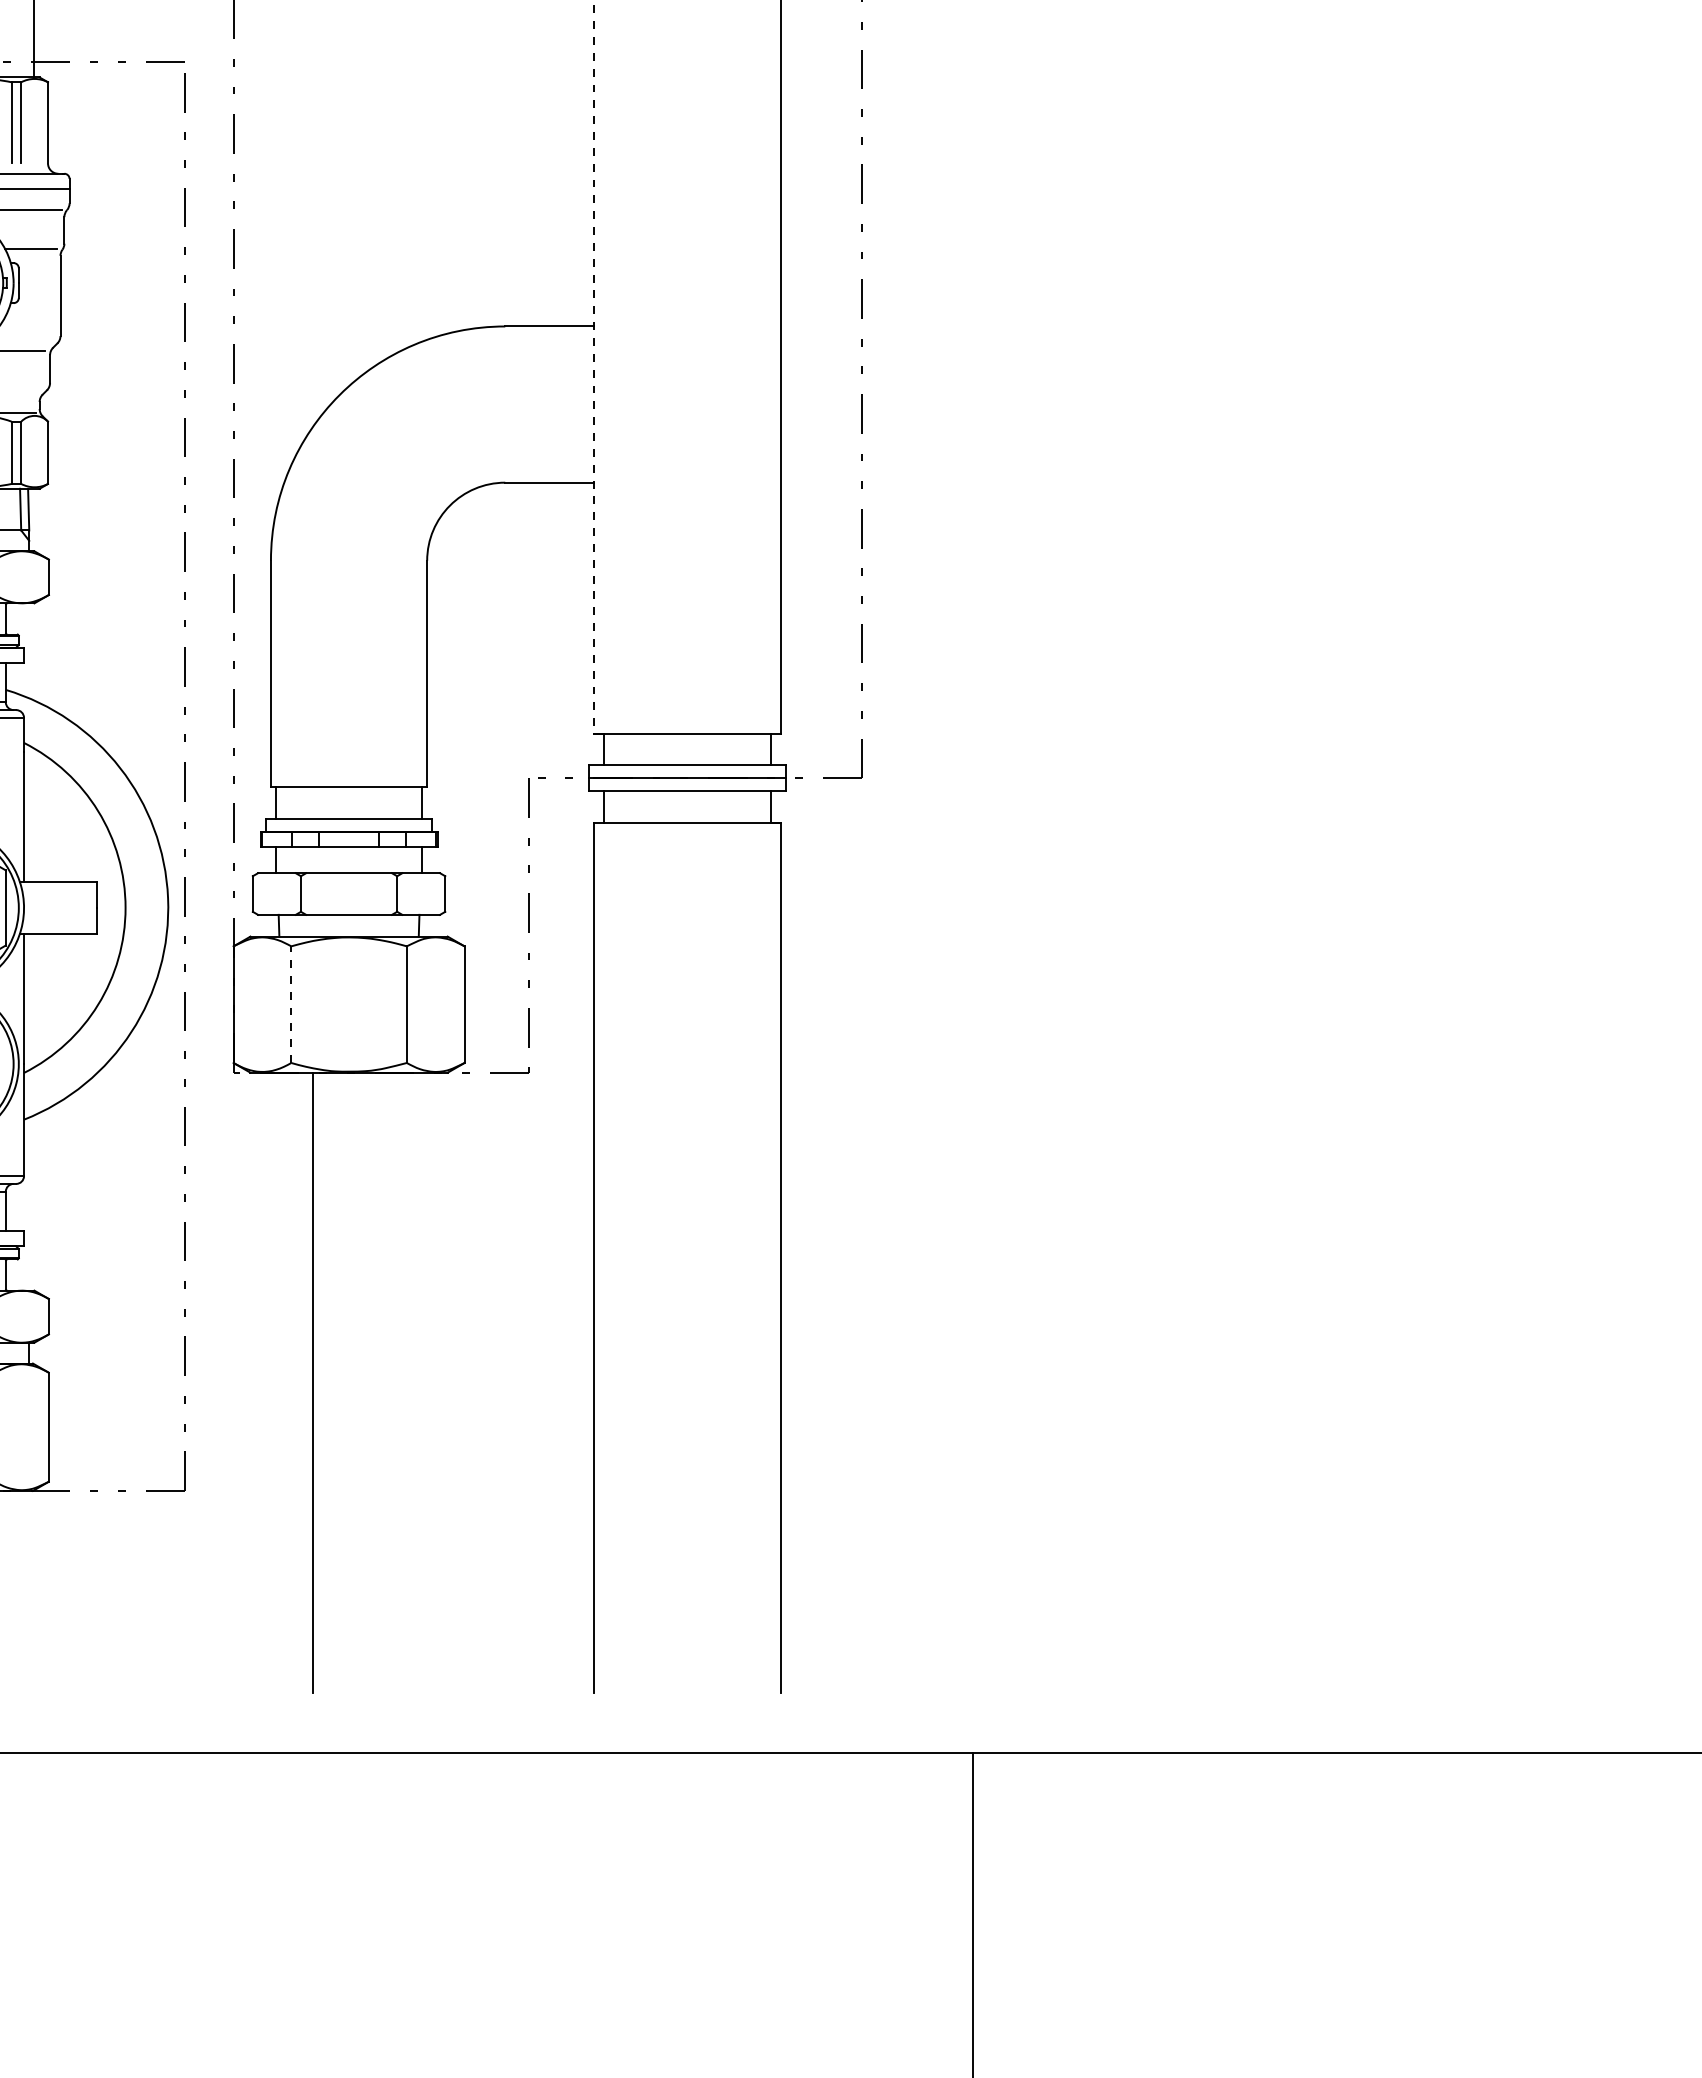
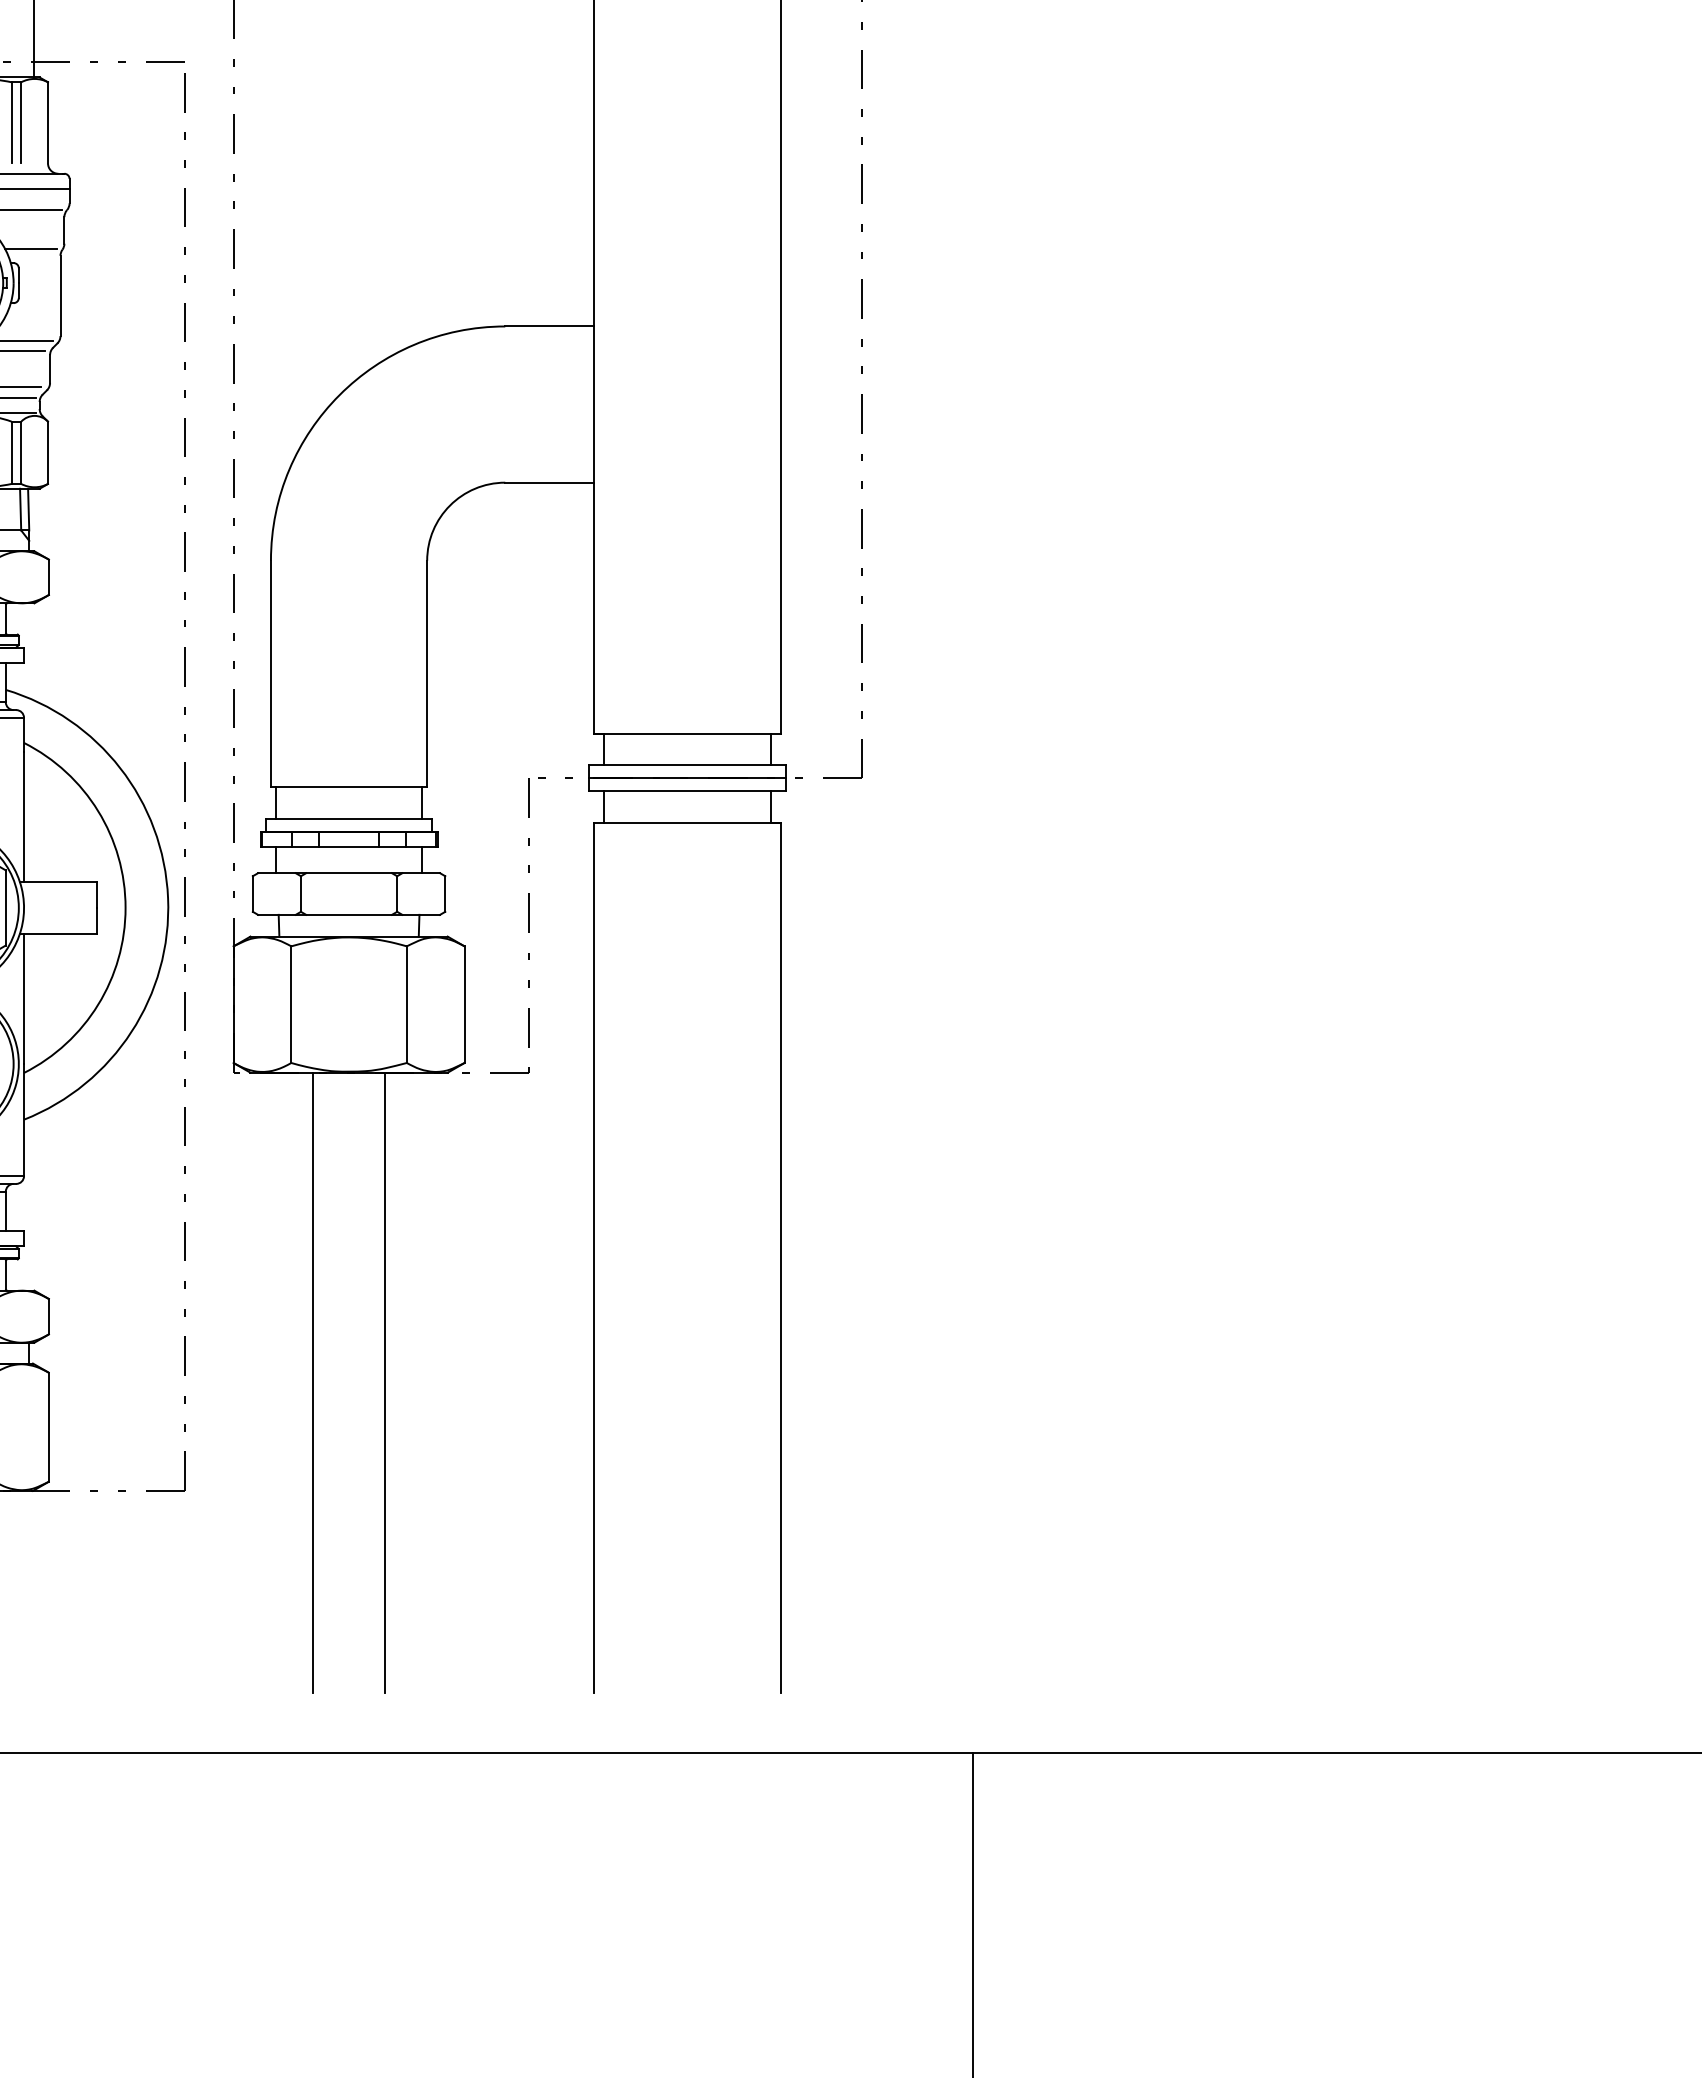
line: none -> present (27, 341)
line: dashed -> solid (593, 367)
line: none -> present (21, 387)
line: none -> present (18, 397)
line: dashed -> solid (291, 1004)
line: none -> present (385, 1382)
